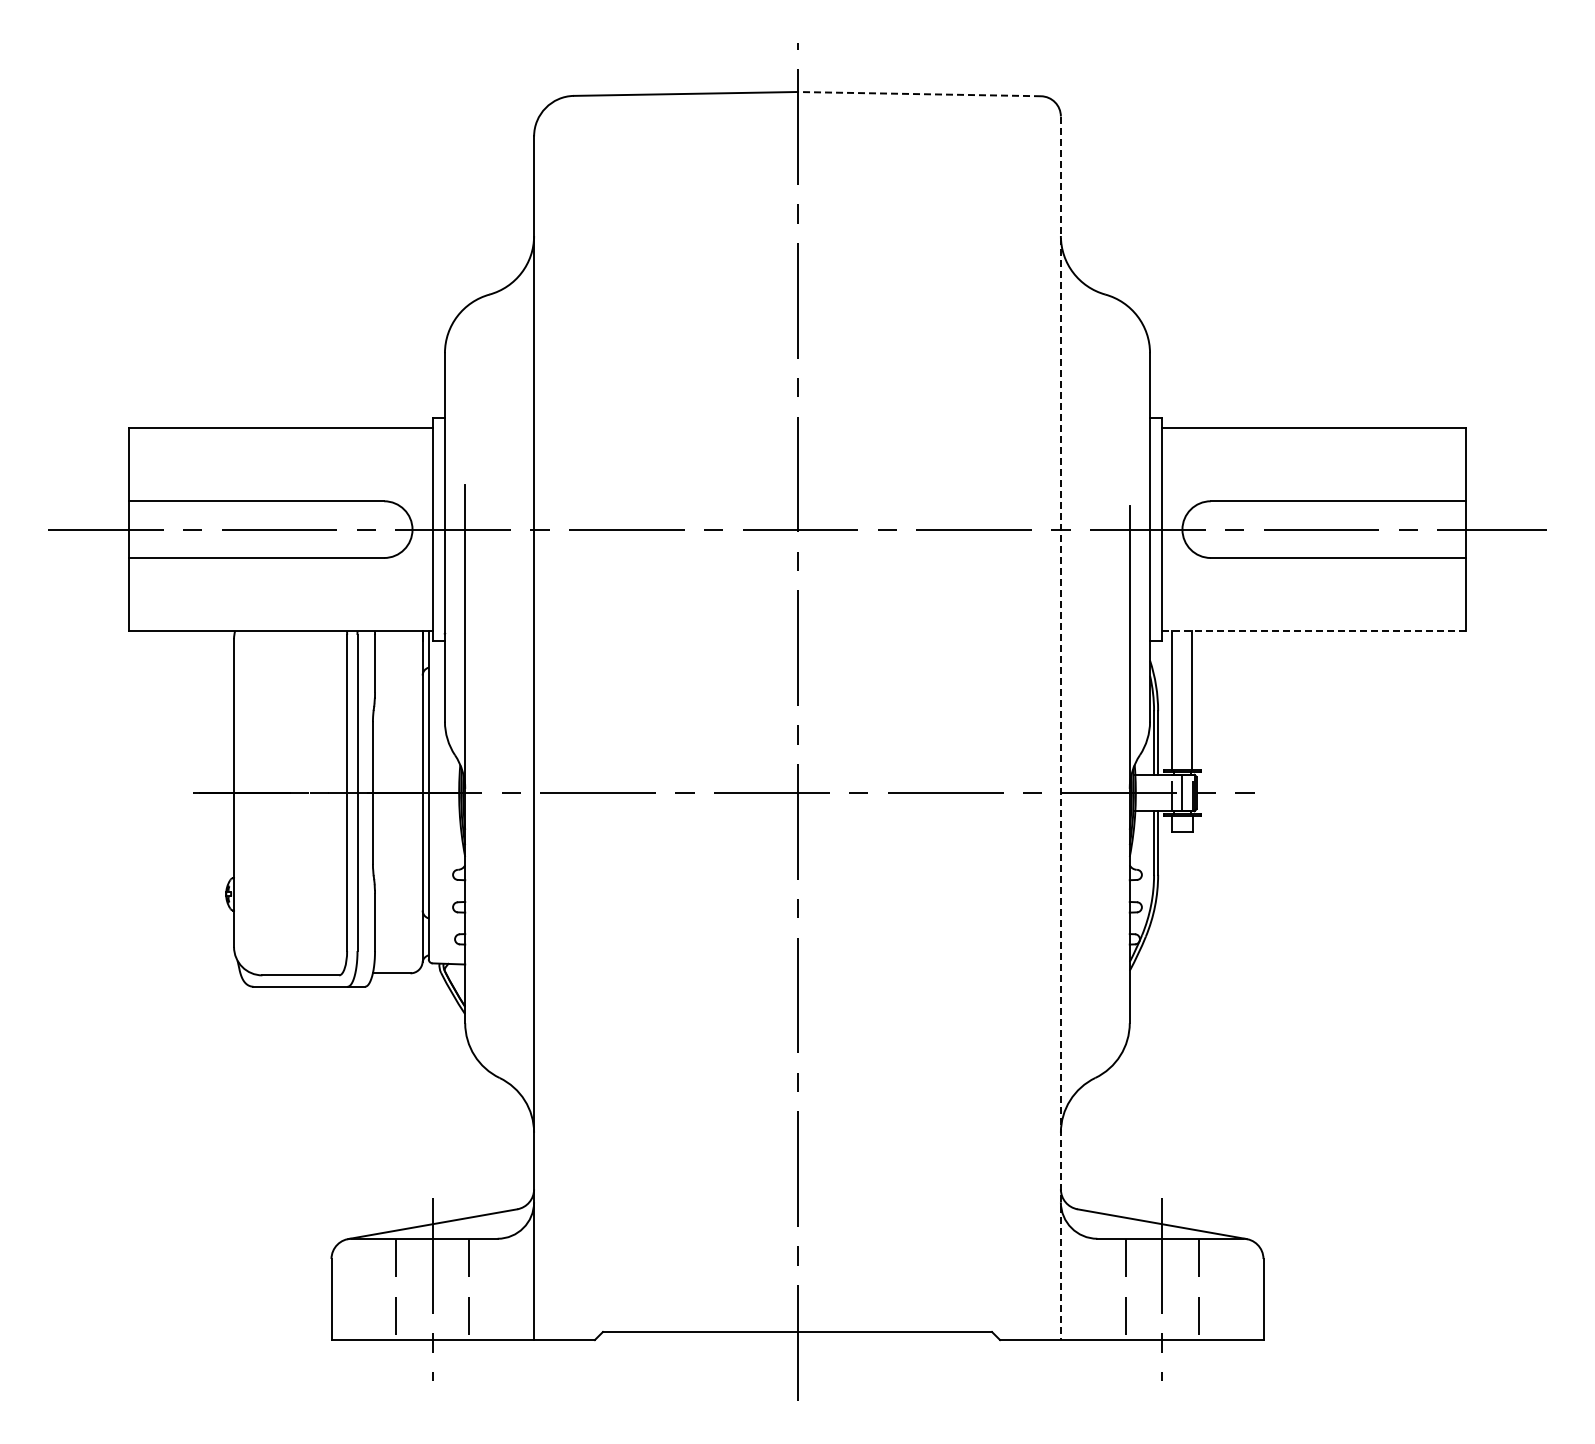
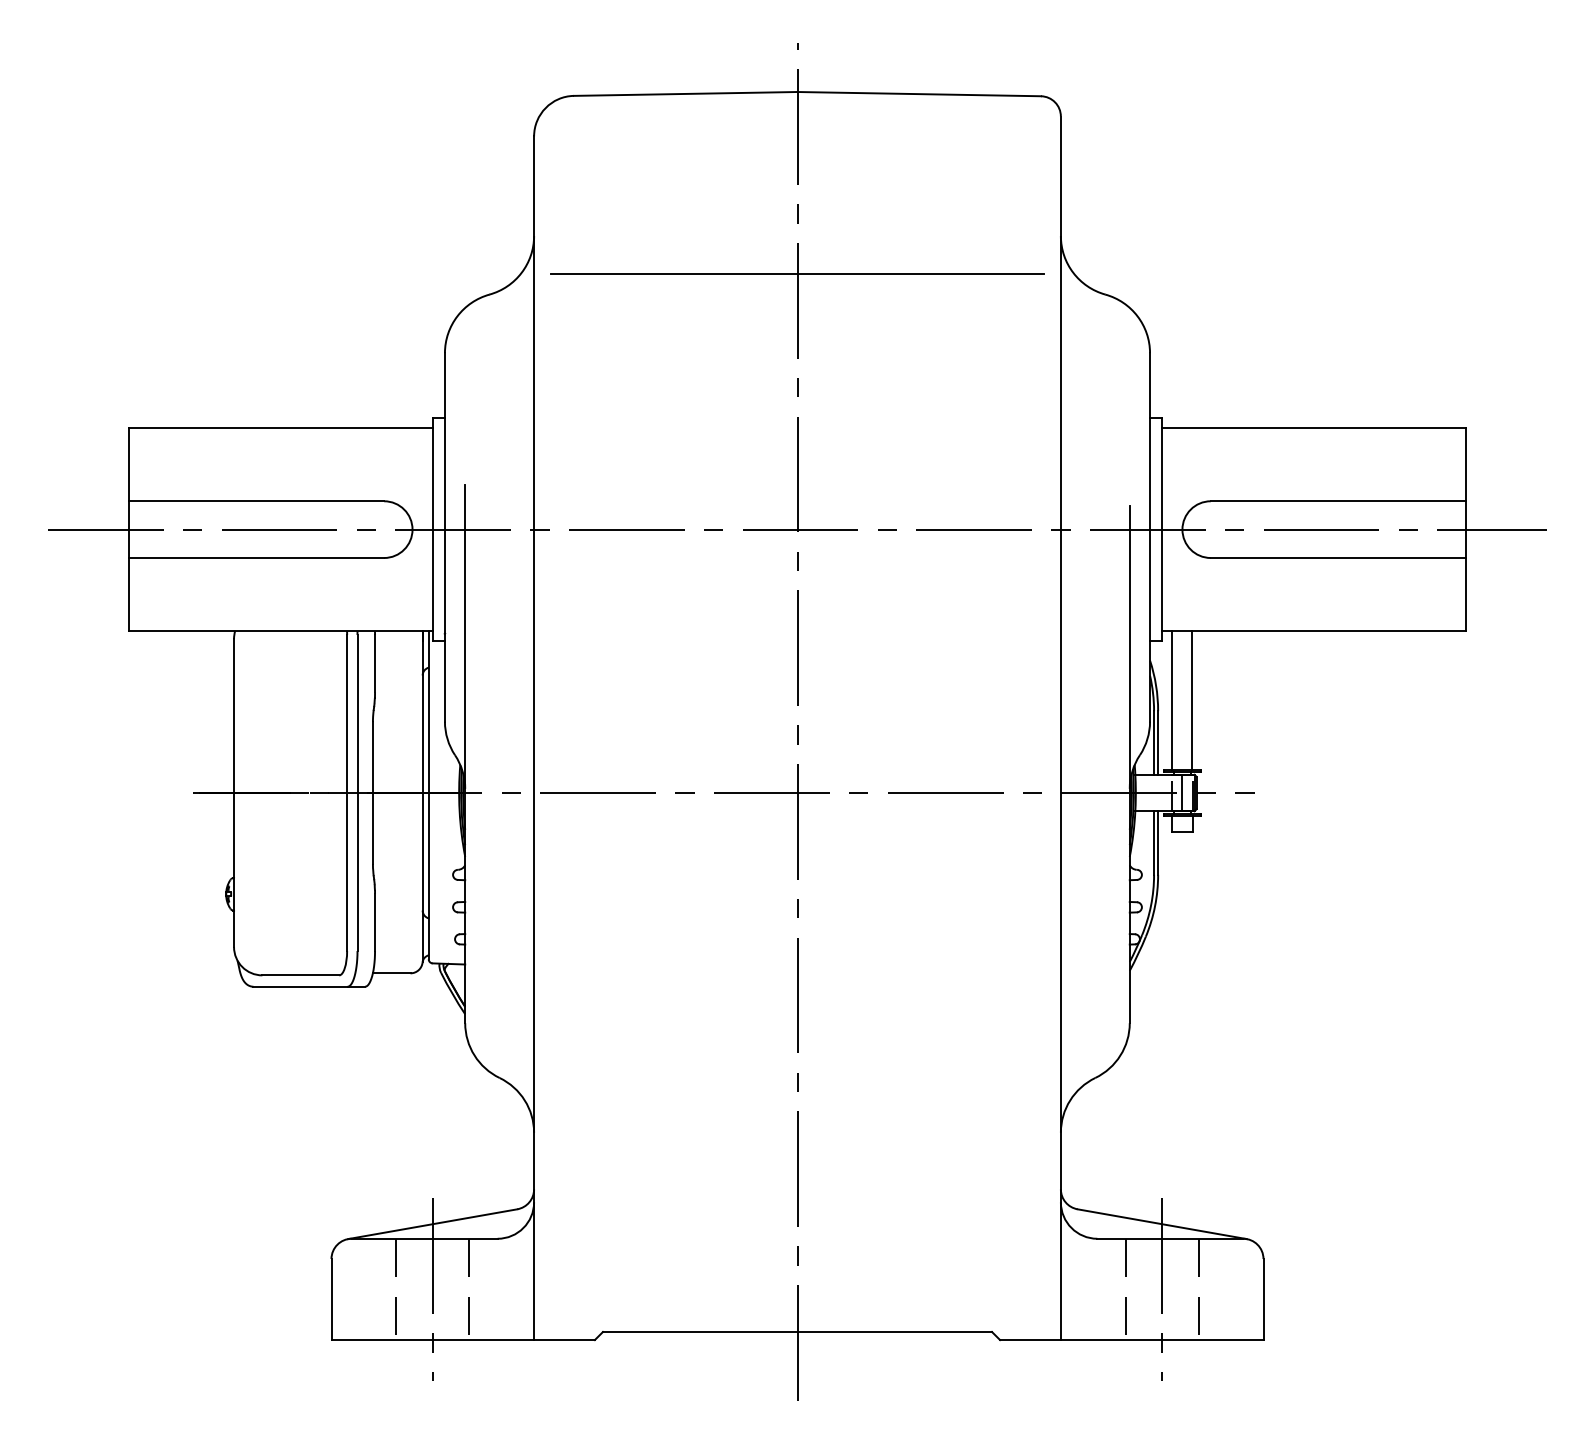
line: dashed -> solid (919, 94)
line: none -> present (797, 274)
line: dashed -> solid (1314, 630)
line: dashed -> solid (1060, 728)
